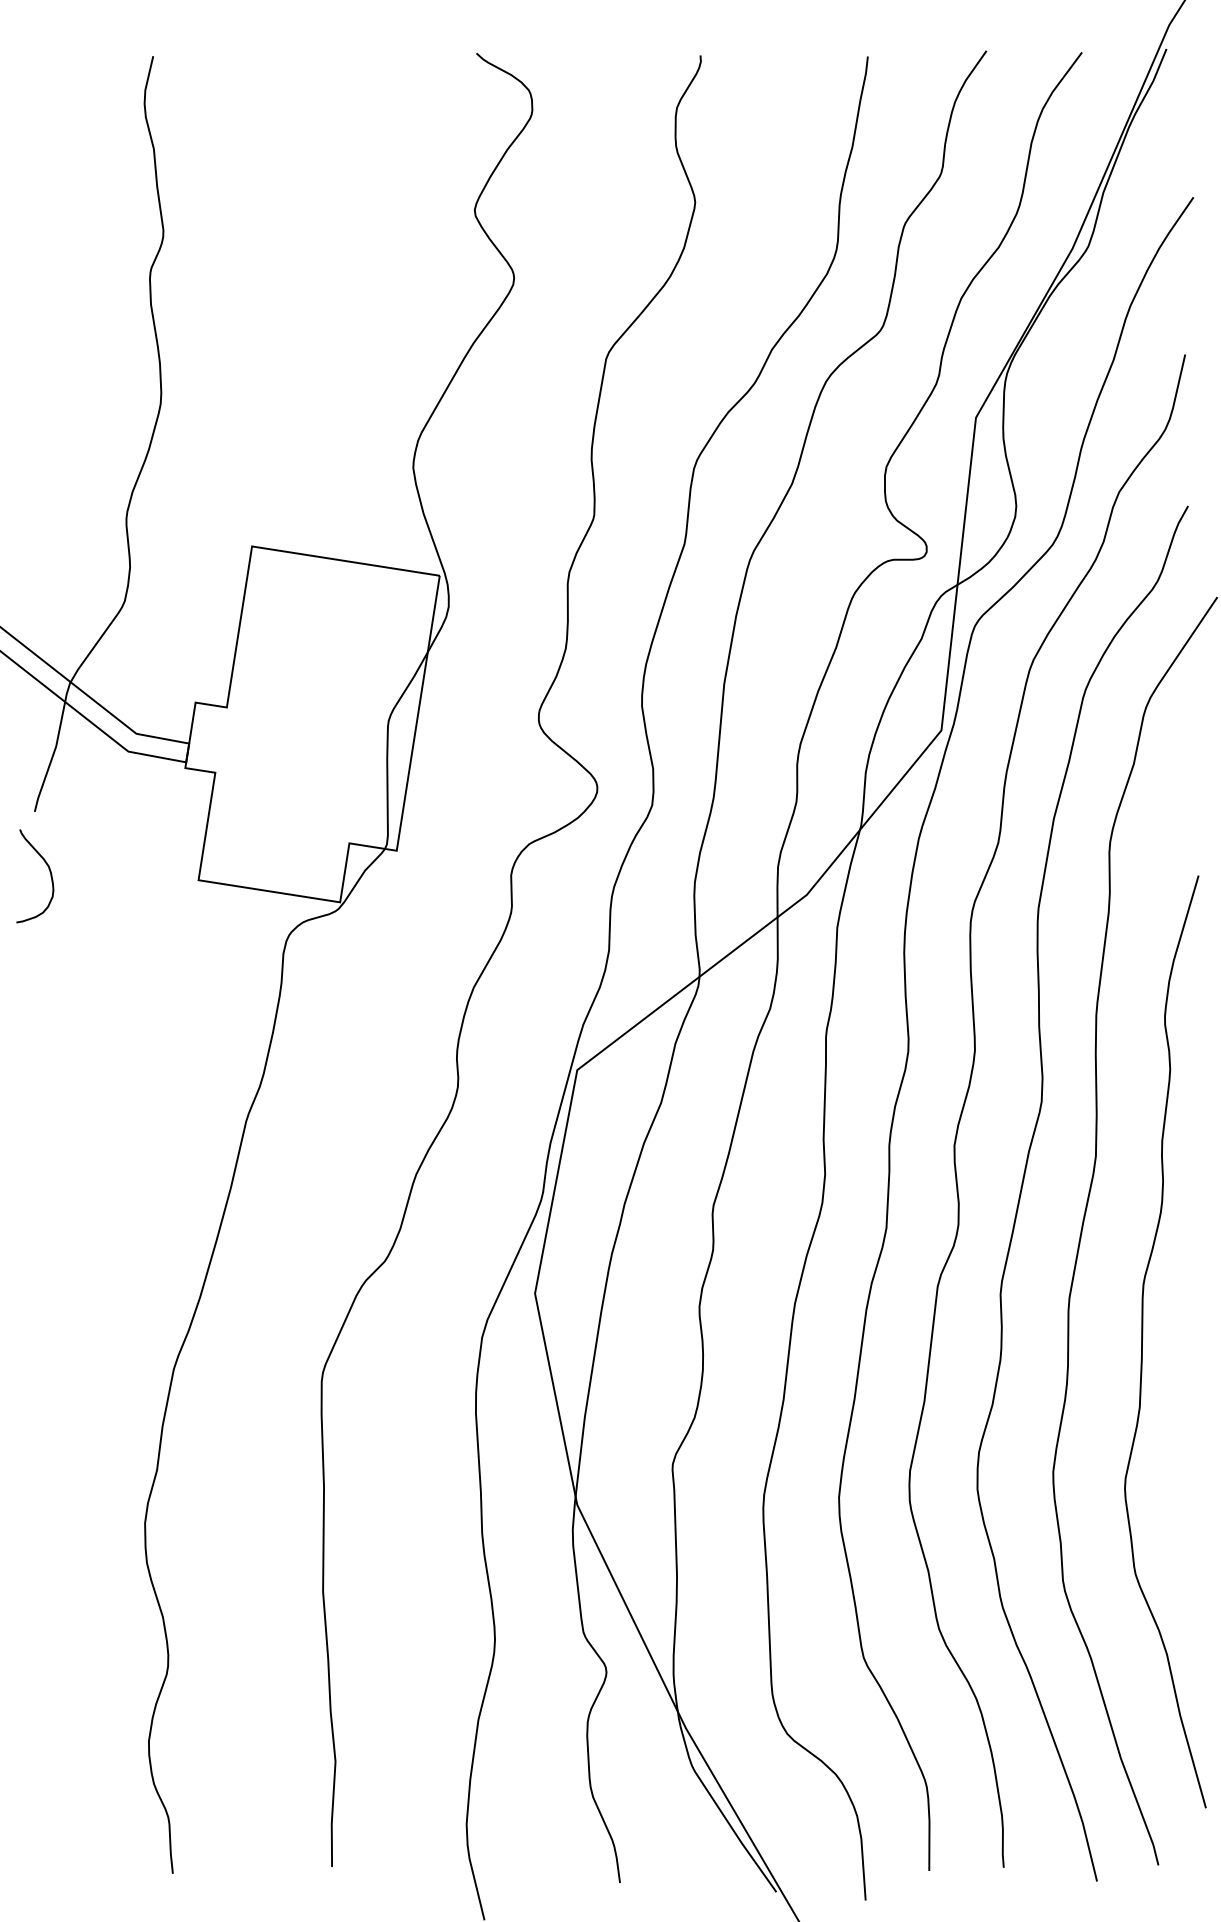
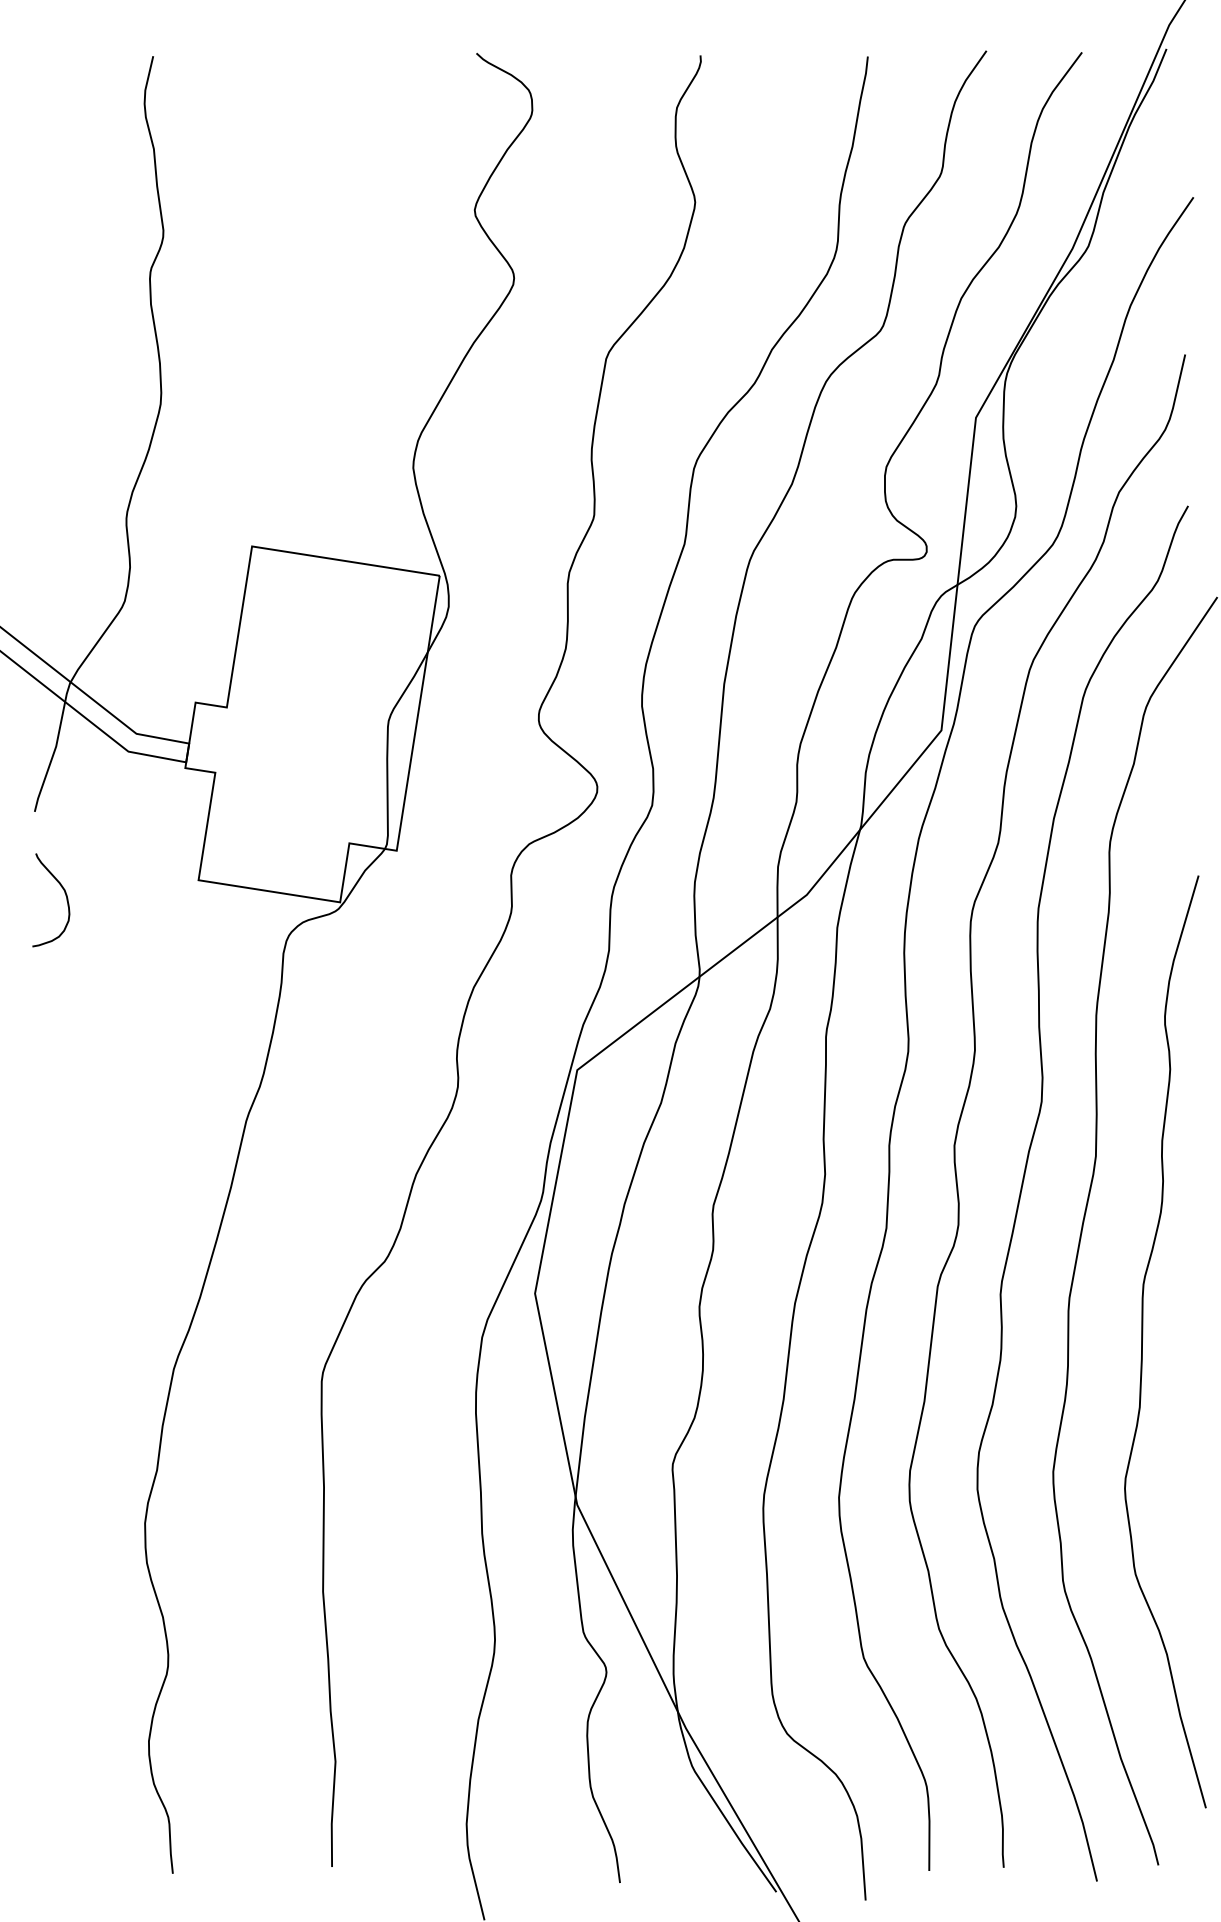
curve position: (49, 872) -> (65, 896) (65, 896)
